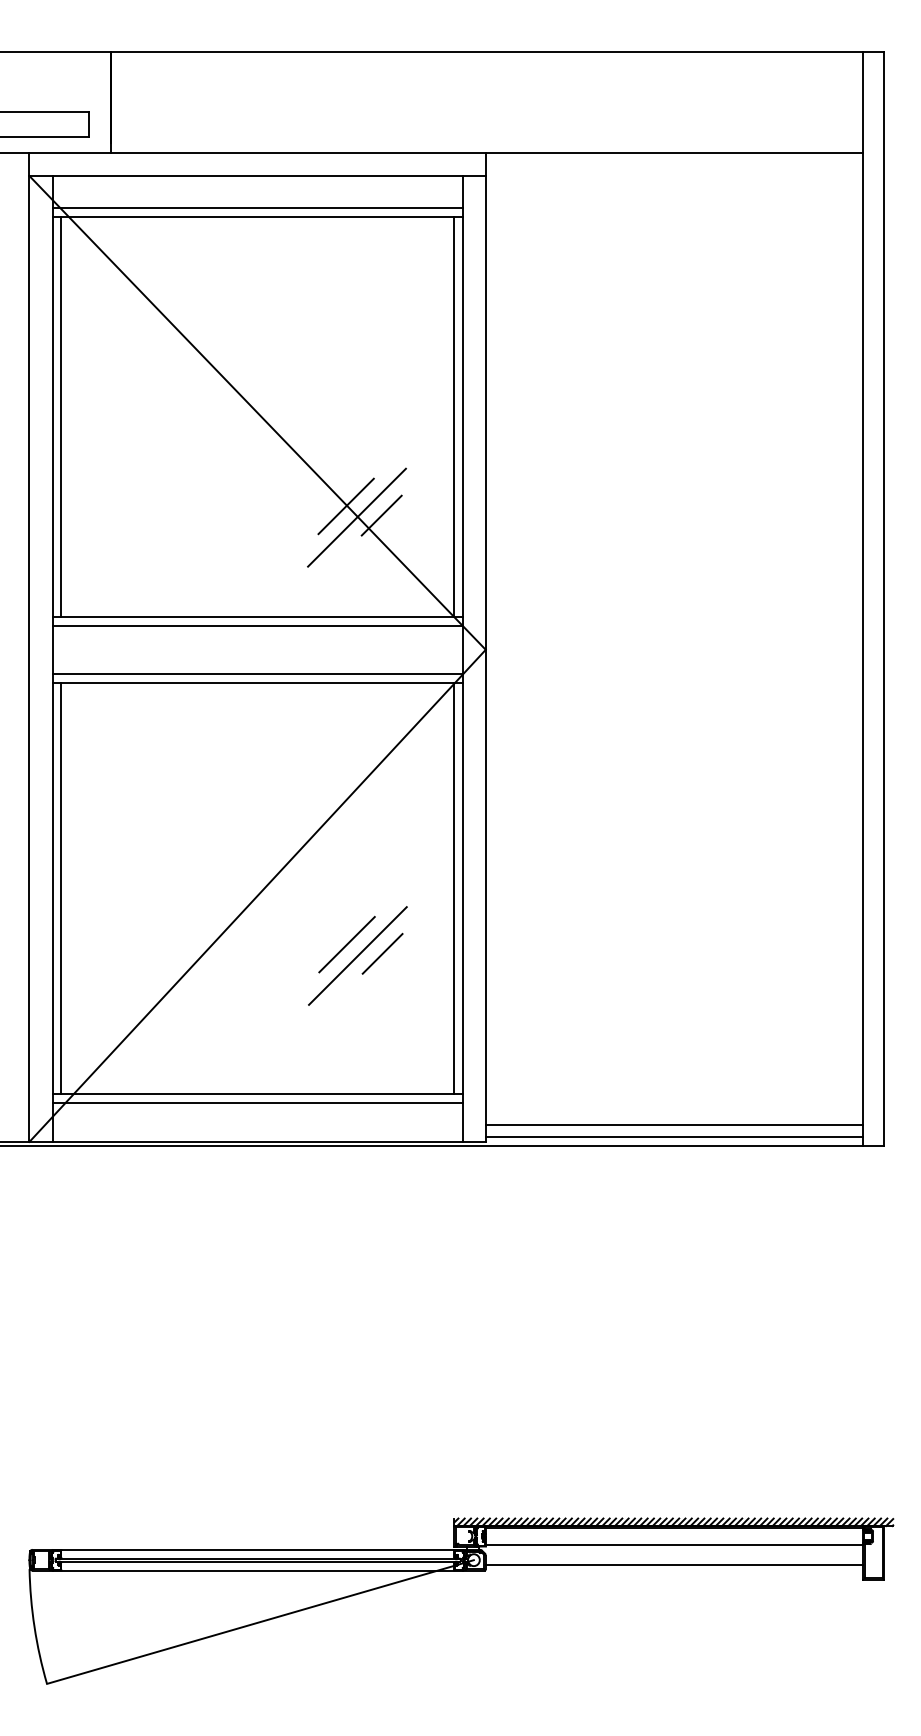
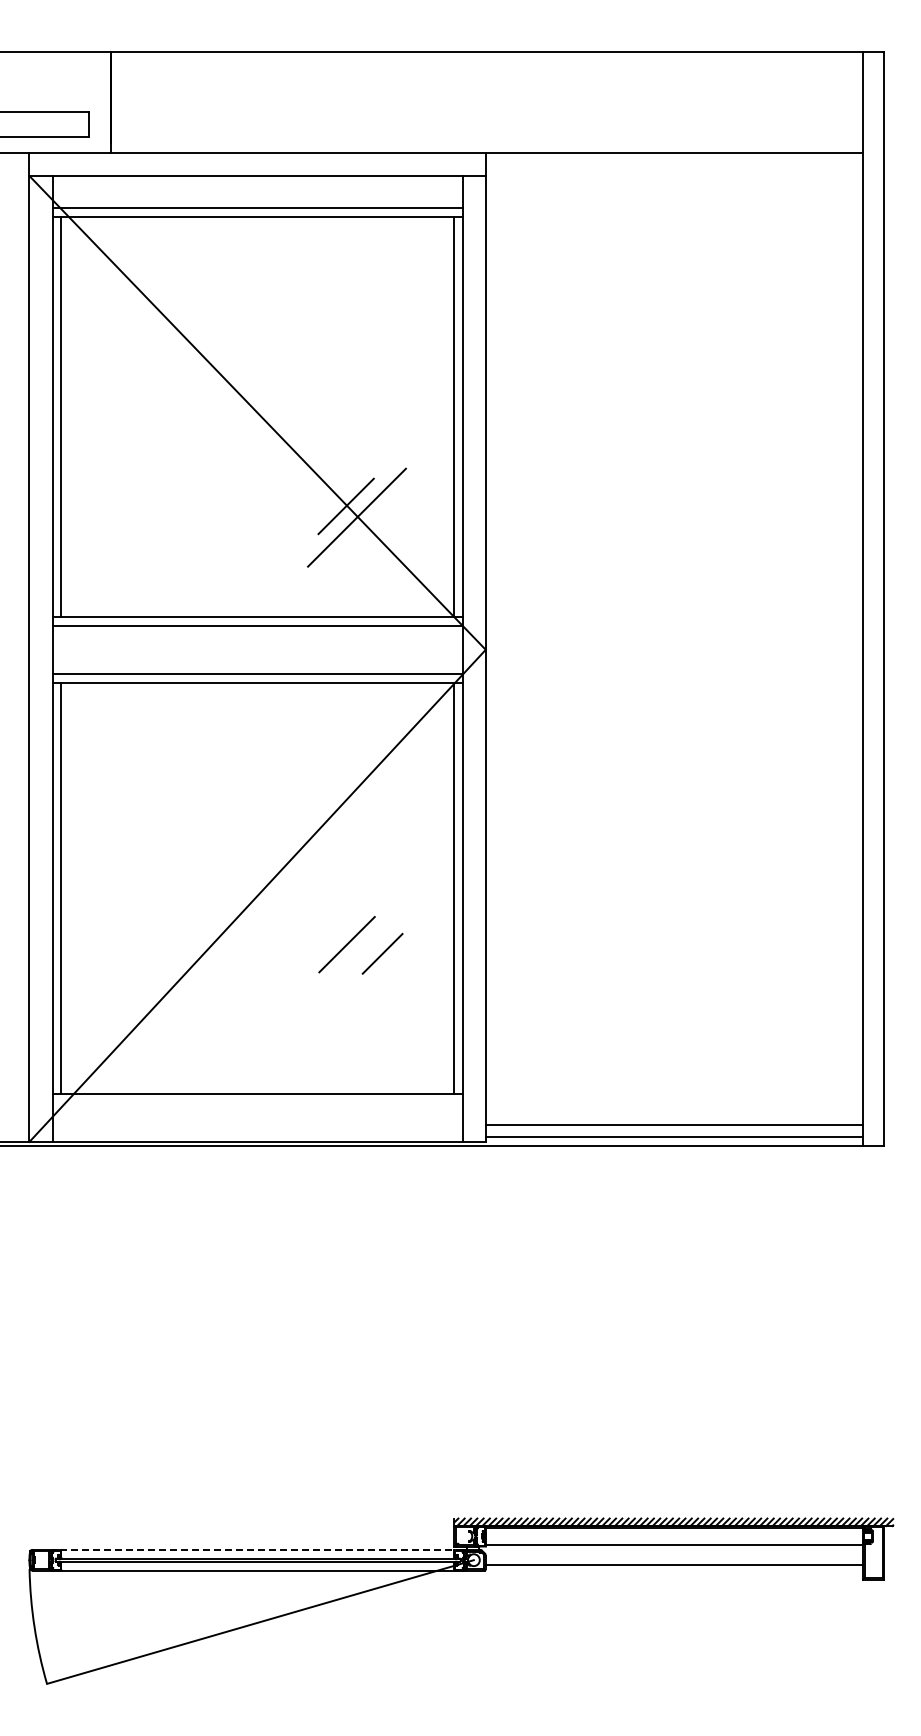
line: present -> none (381, 515)
line: present -> none (357, 955)
line: present -> none (257, 1103)
line: solid -> dashed (257, 1549)
